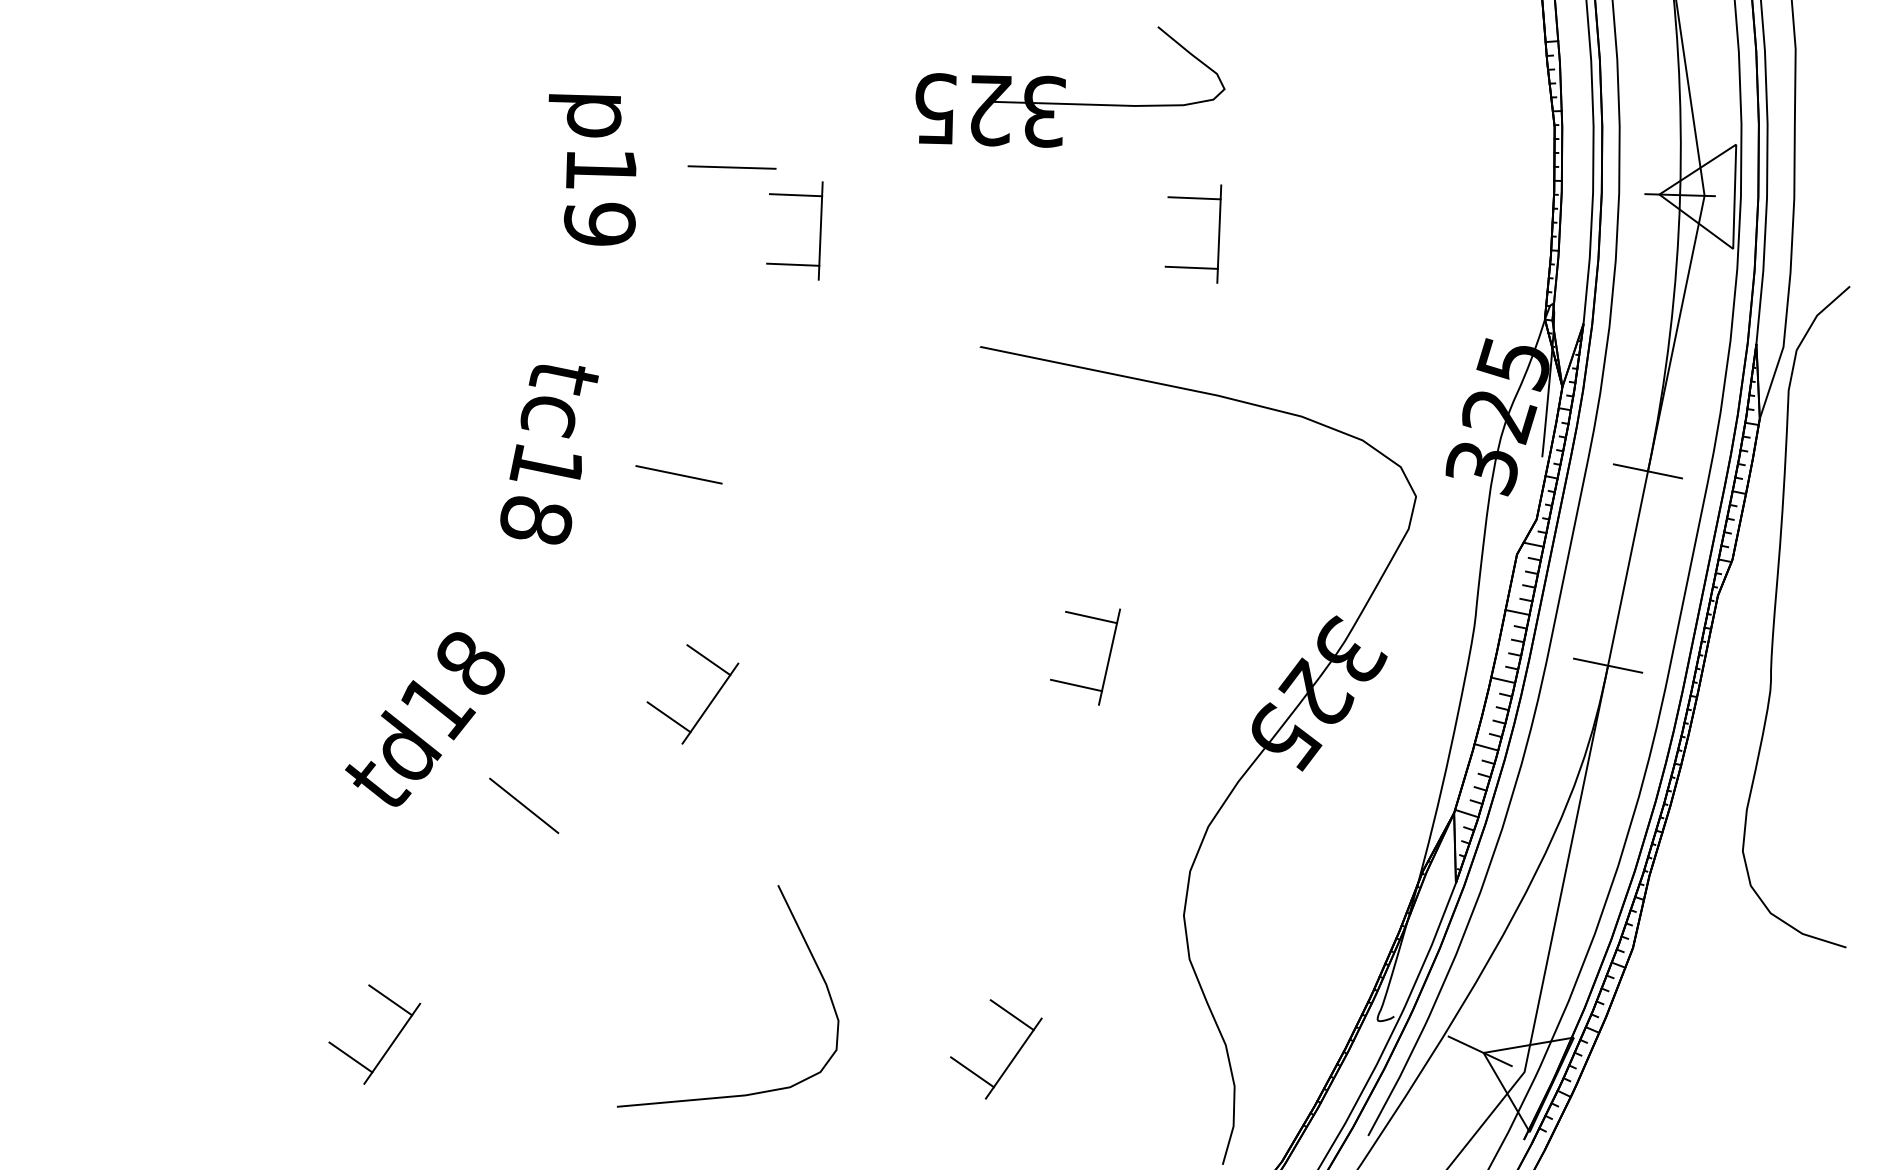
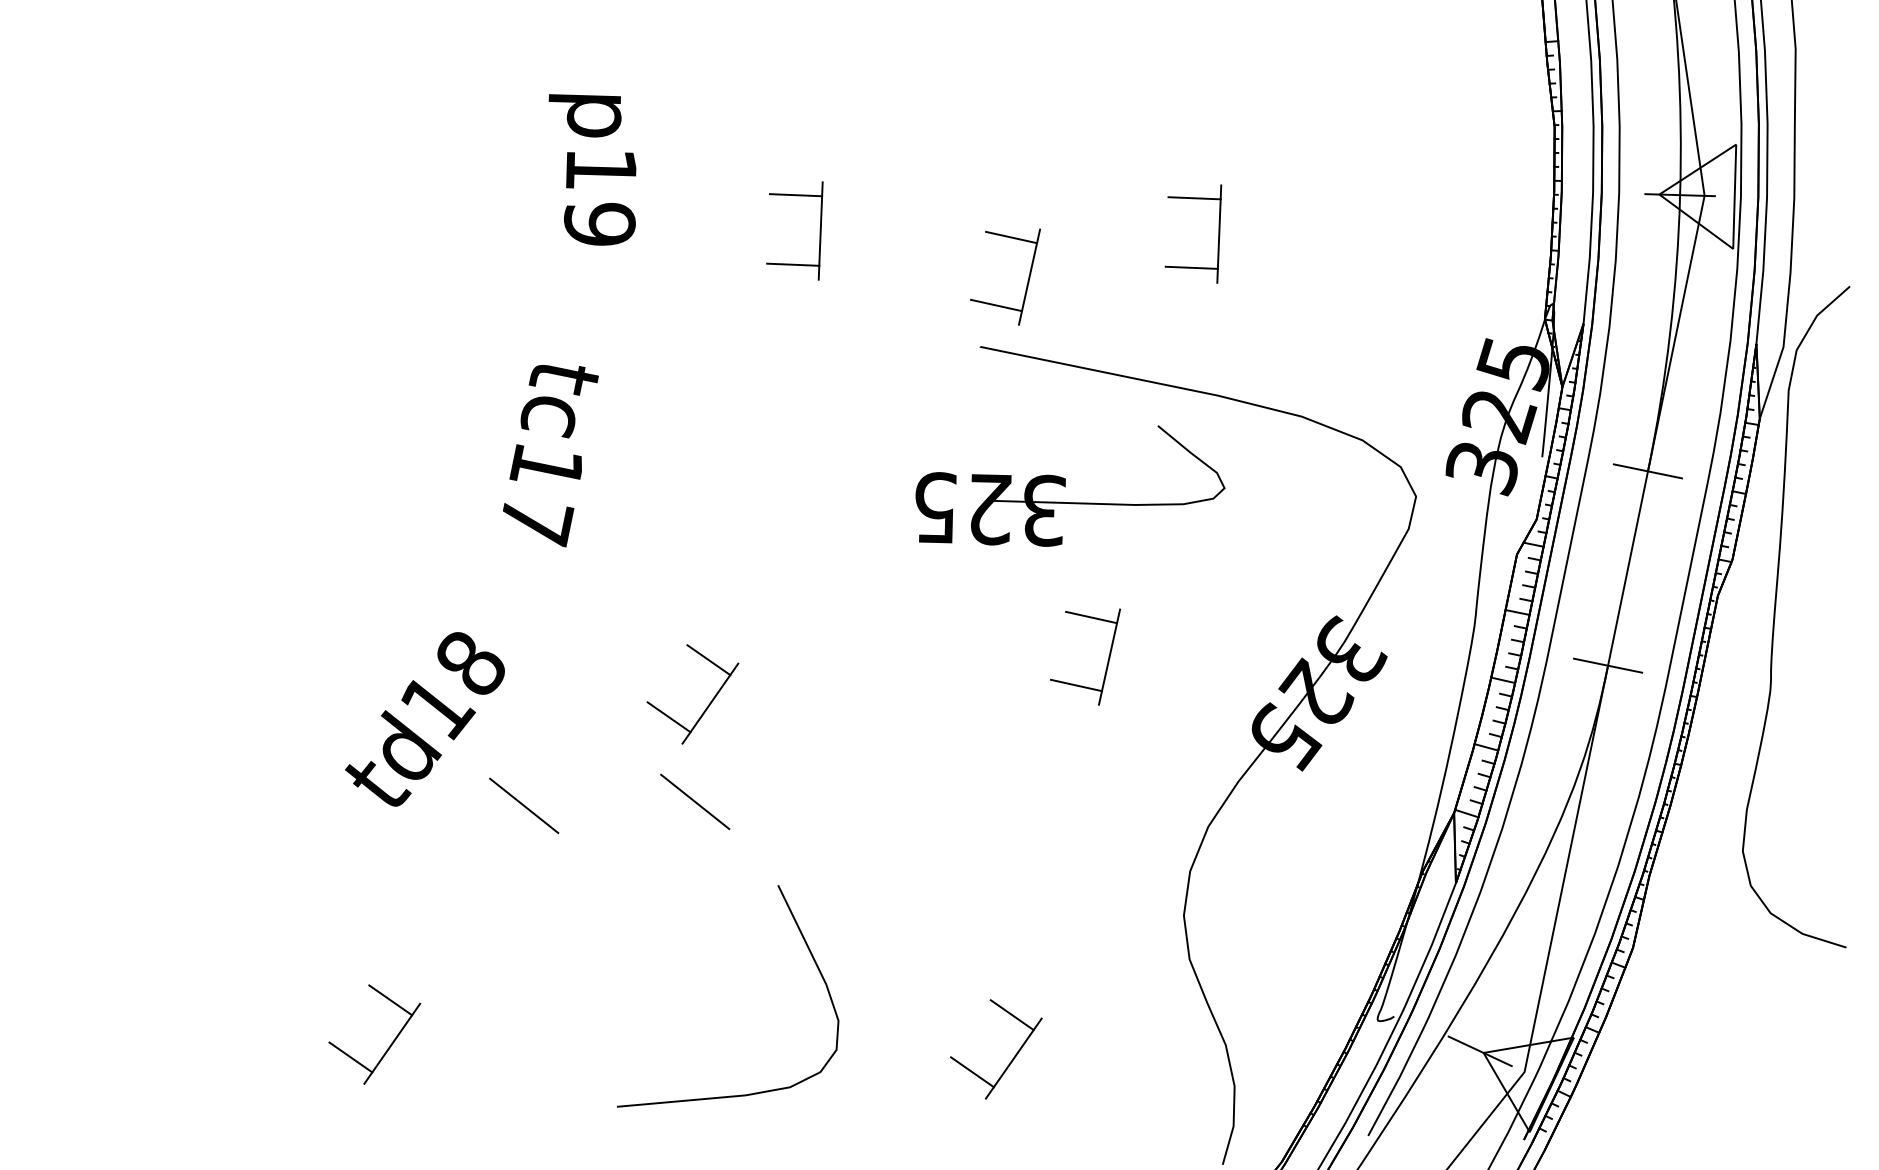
part position: (1070, 86) -> (1070, 485) (1070, 485)
line: present -> none (731, 167)
part: none -> present (1027, 280)
line: present -> none (678, 474)
text: tc18 -> tc17 (537, 521)
line: none -> present (695, 801)
